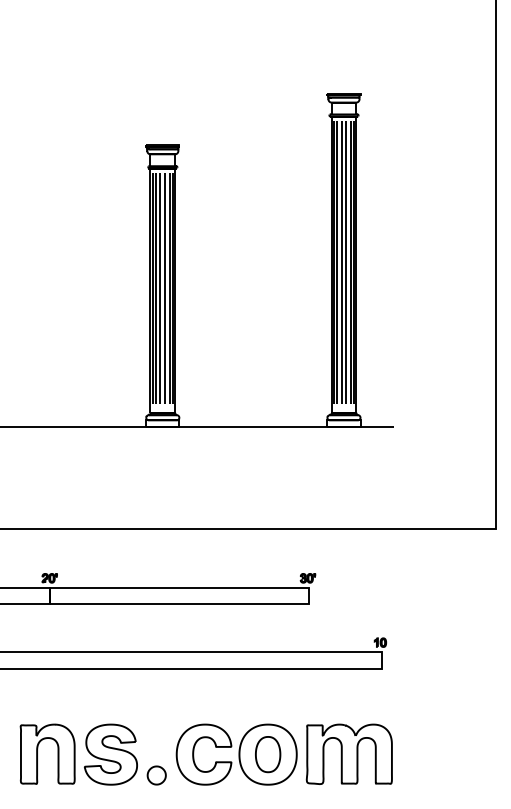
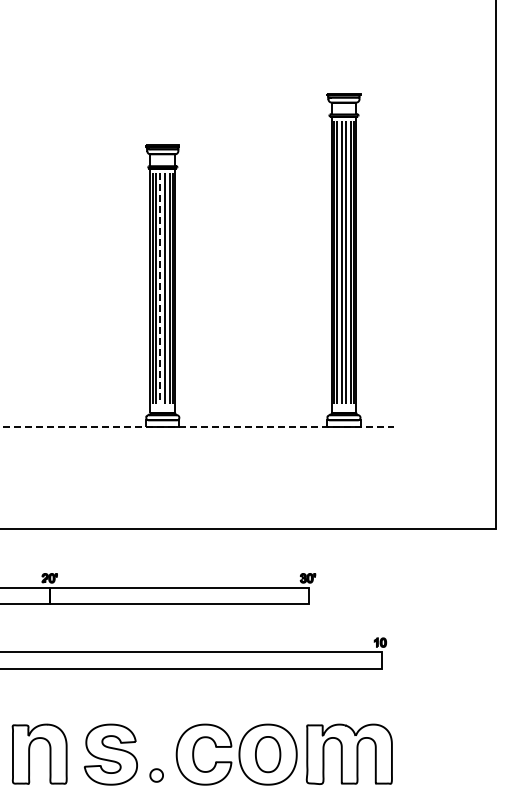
line: solid -> dashed (160, 288)
line: solid -> dashed (197, 426)
part position: (37, 753) -> (29, 753) (29, 753)
part size: 21x21 px -> 15x15 px (156, 775)
